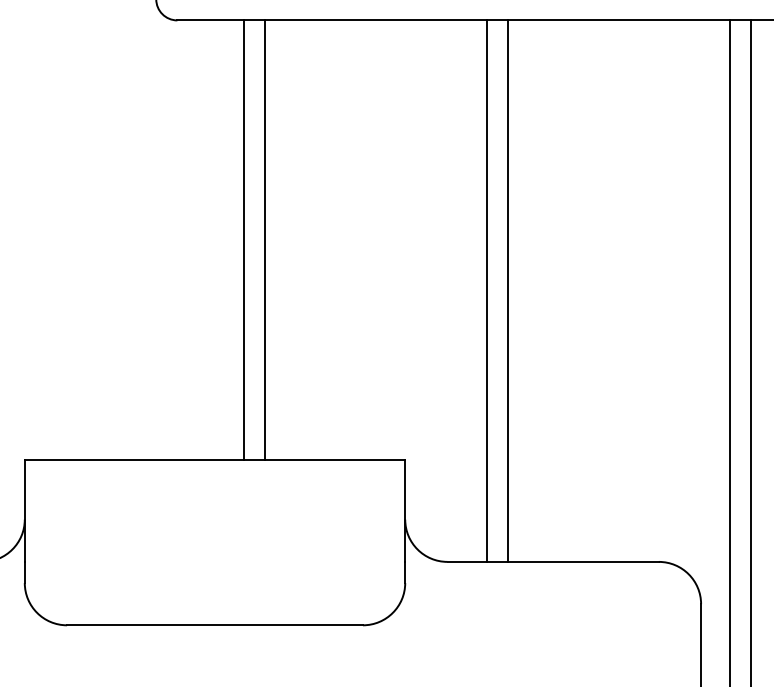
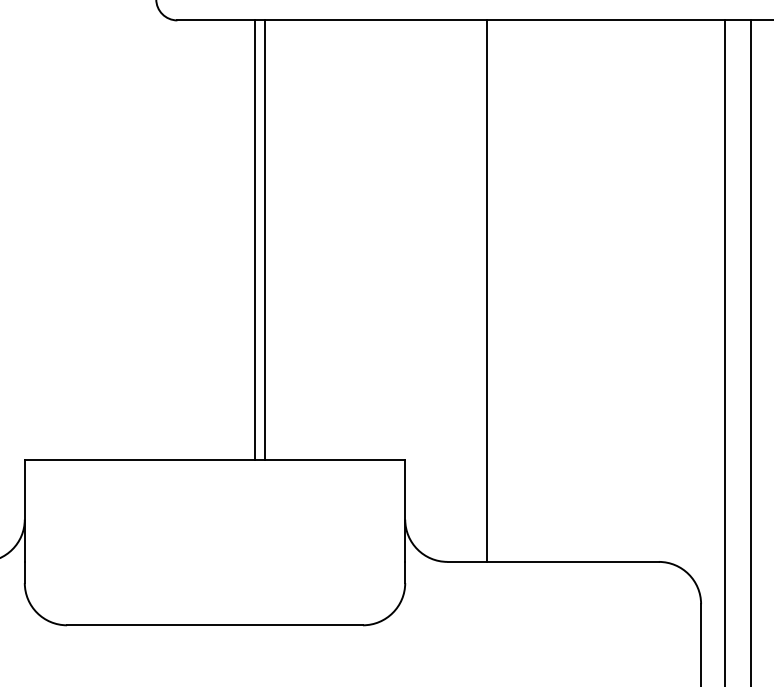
line position: (243, 240) -> (254, 240) (254, 240)
line: present -> none (507, 290)
line position: (729, 351) -> (724, 351) (724, 351)
